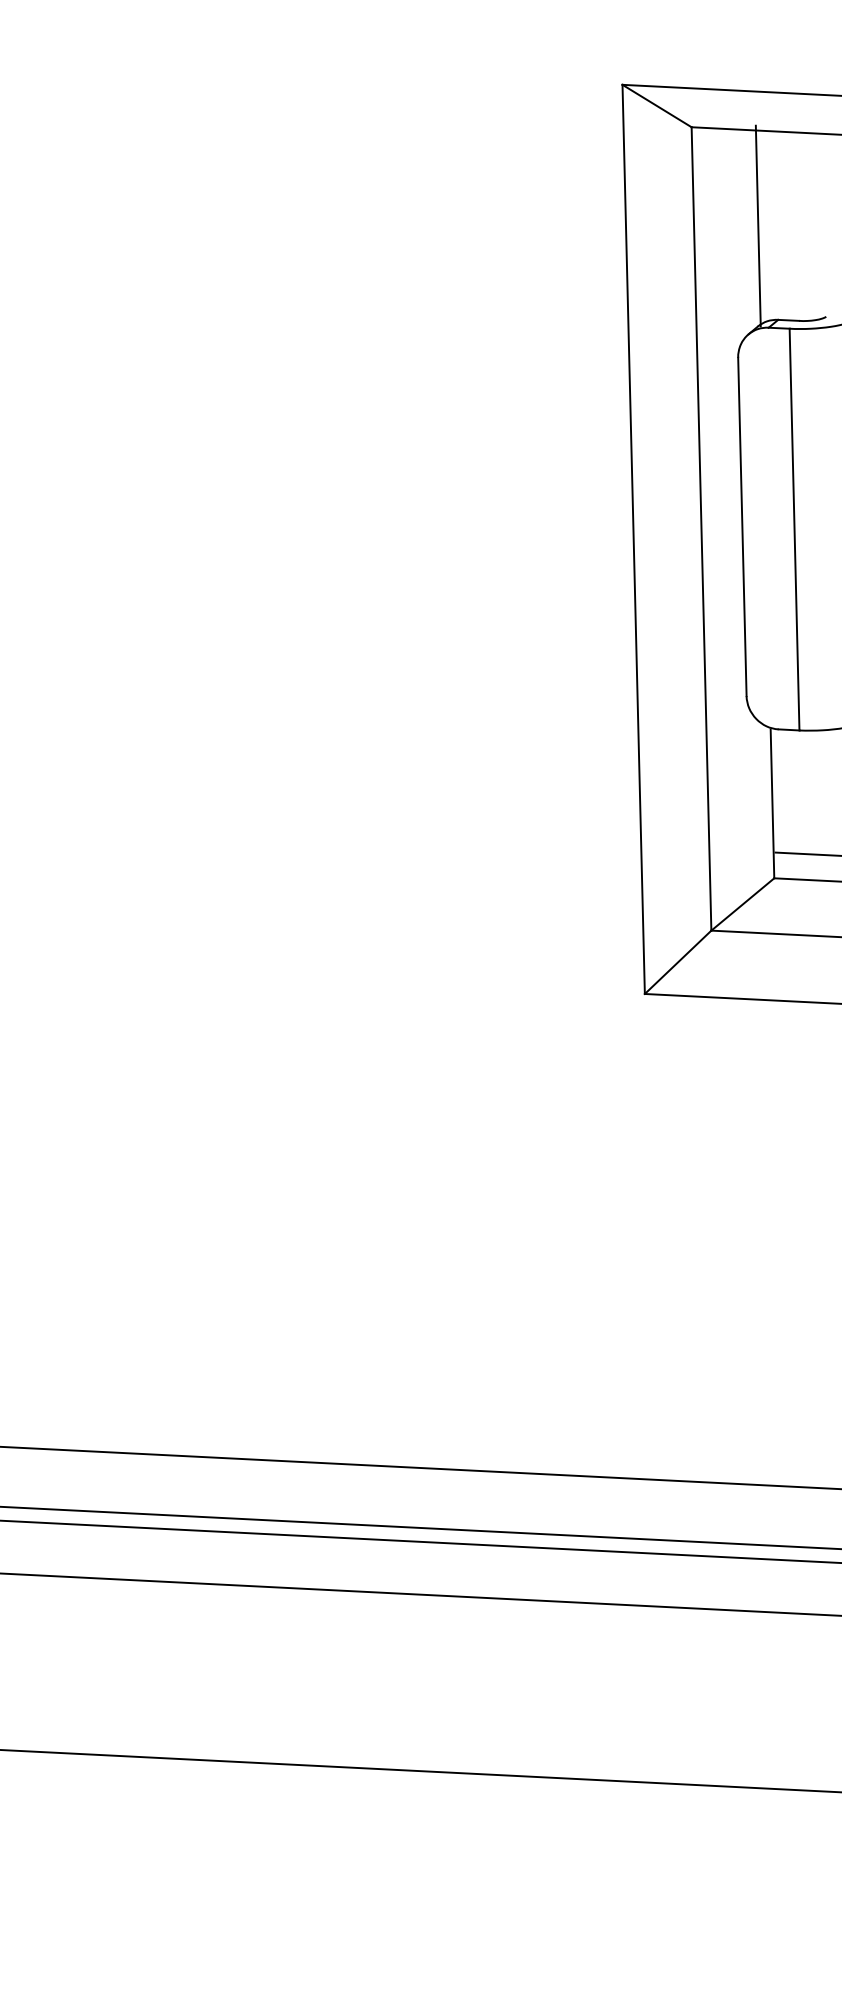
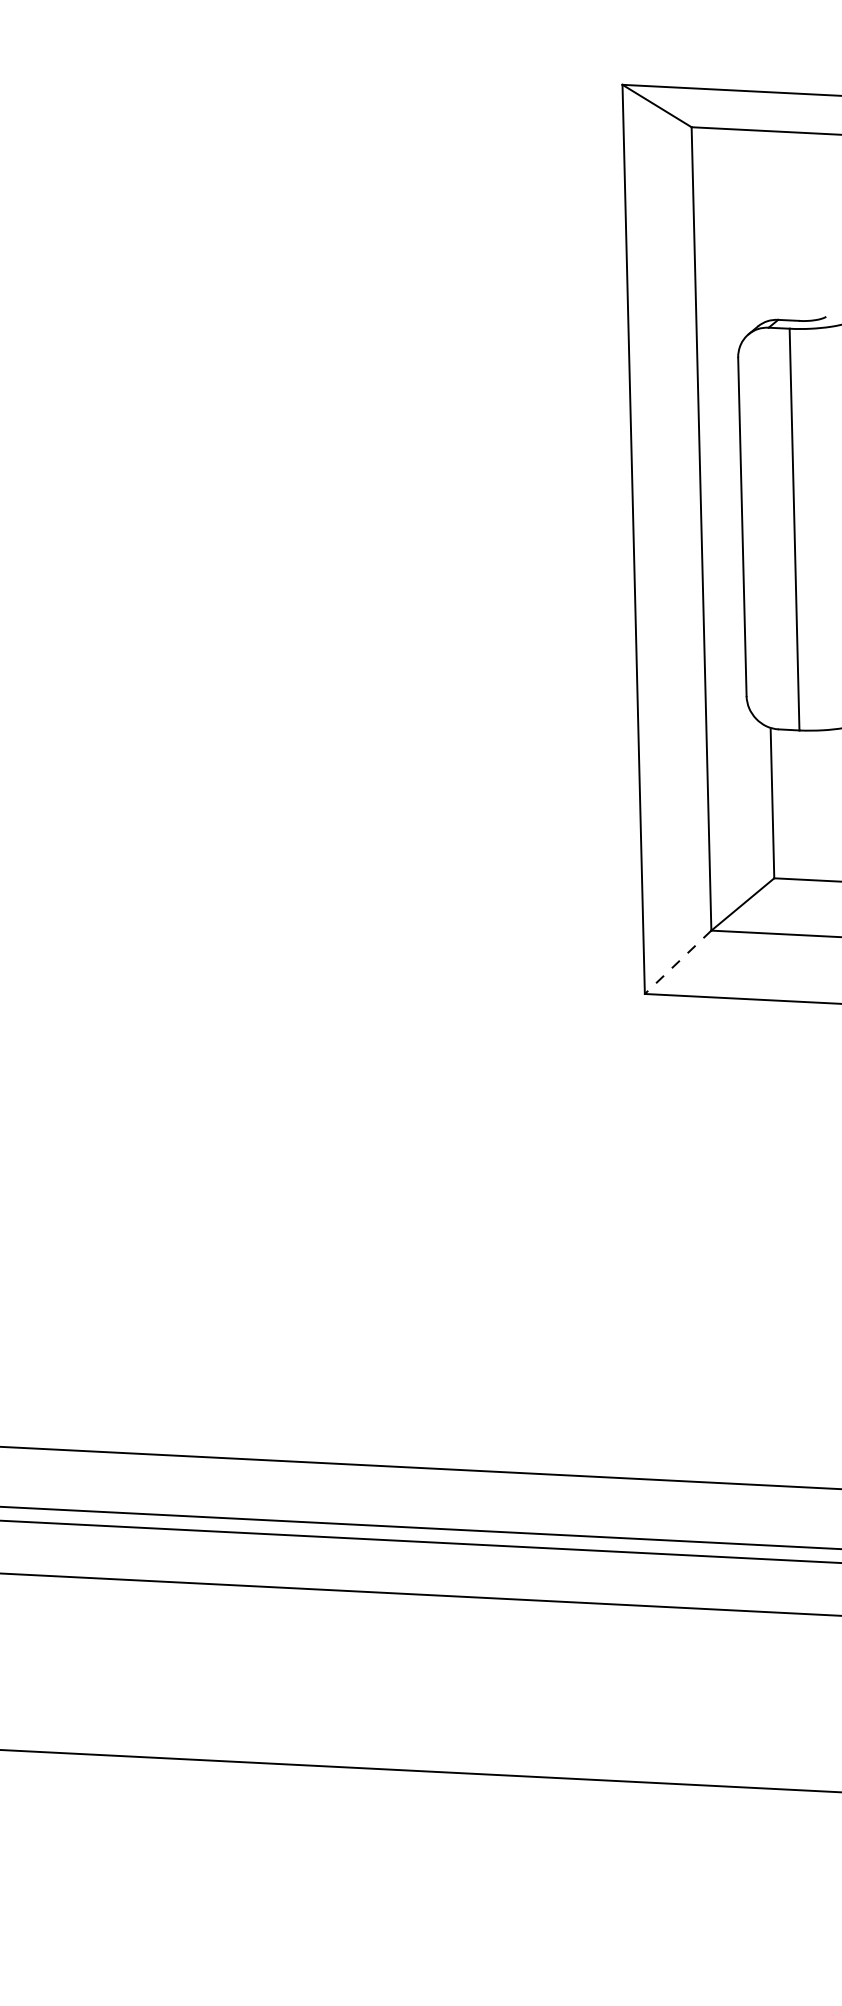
line: present -> none (757, 225)
line: present -> none (806, 853)
line: solid -> dashed (678, 962)
